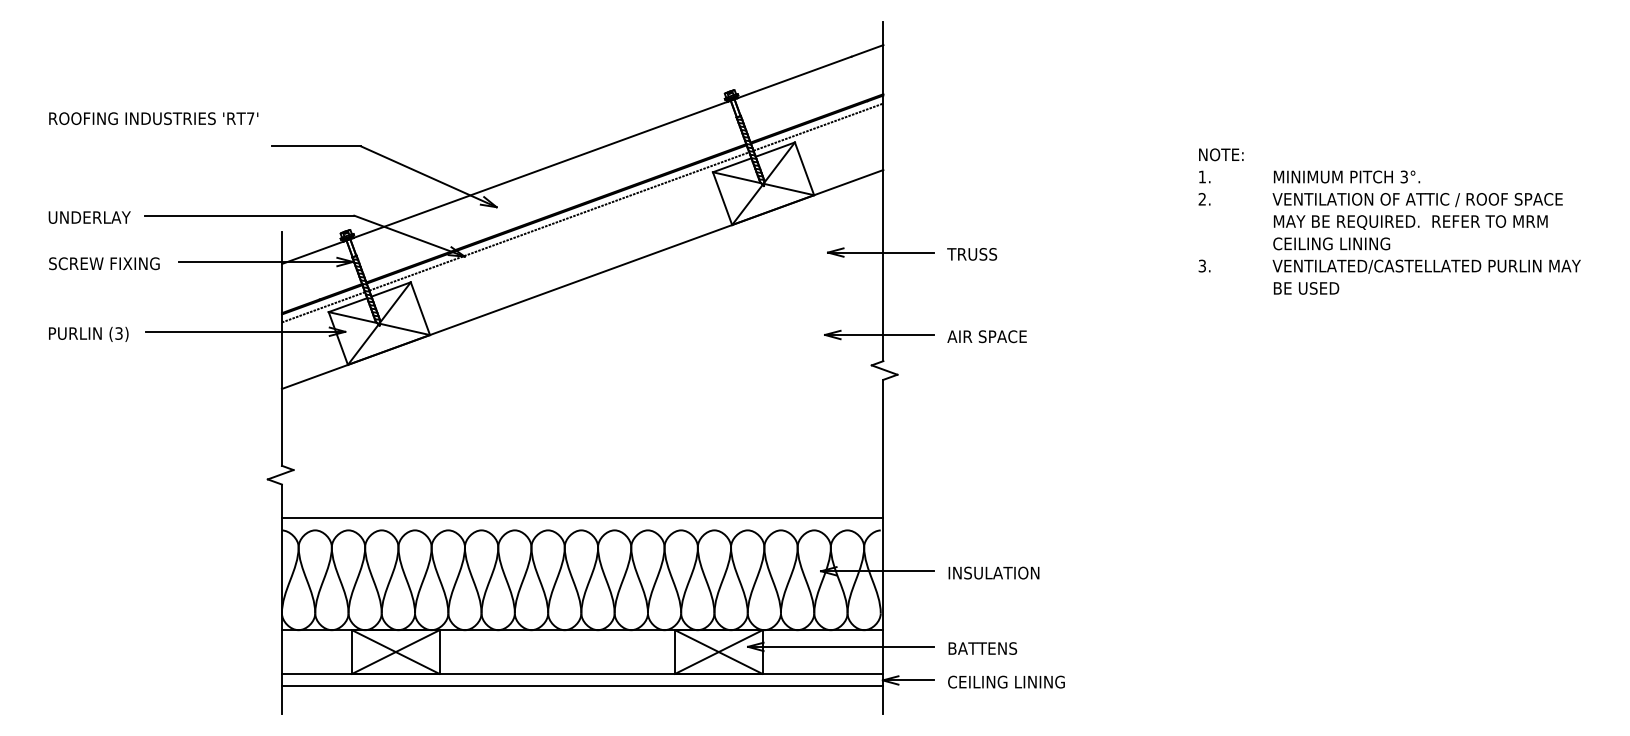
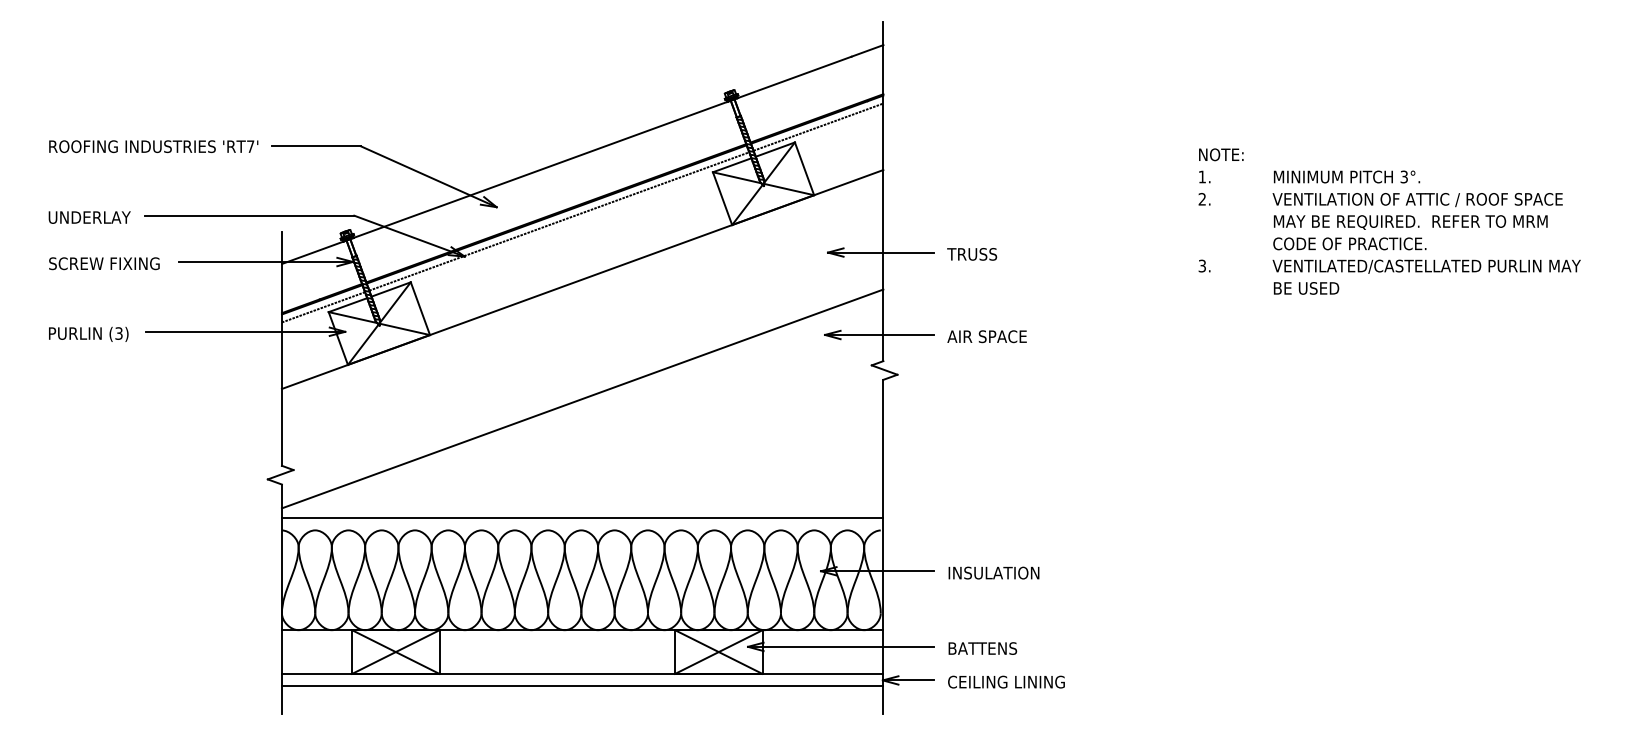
text position: (153, 118) -> (153, 146) (153, 146)
text: CEILING LINING -> CODE OF PRACTICE. (1355, 243)
line: none -> present (582, 398)
